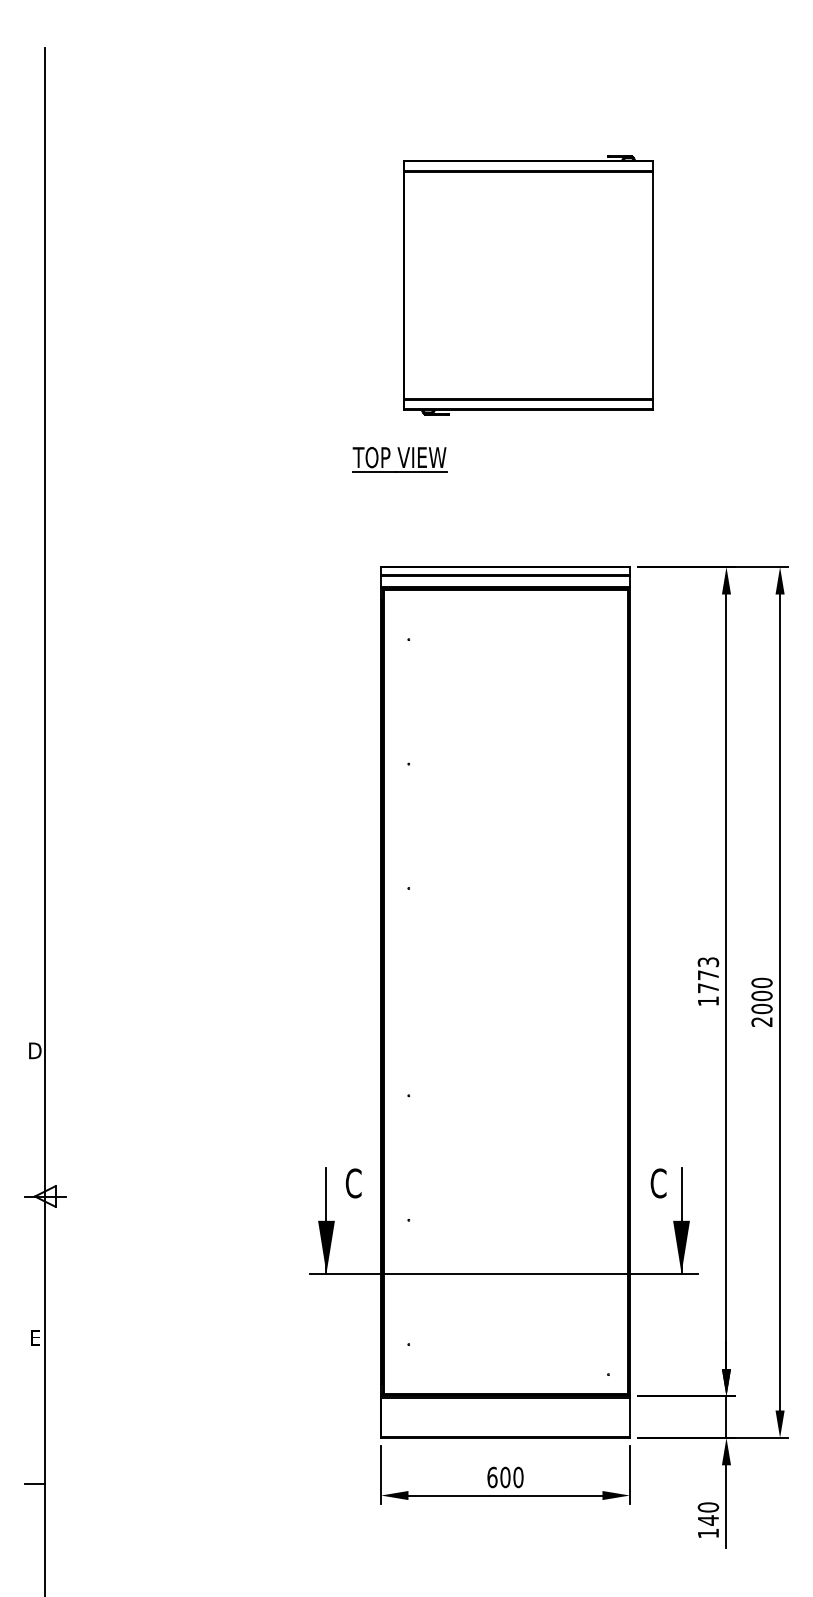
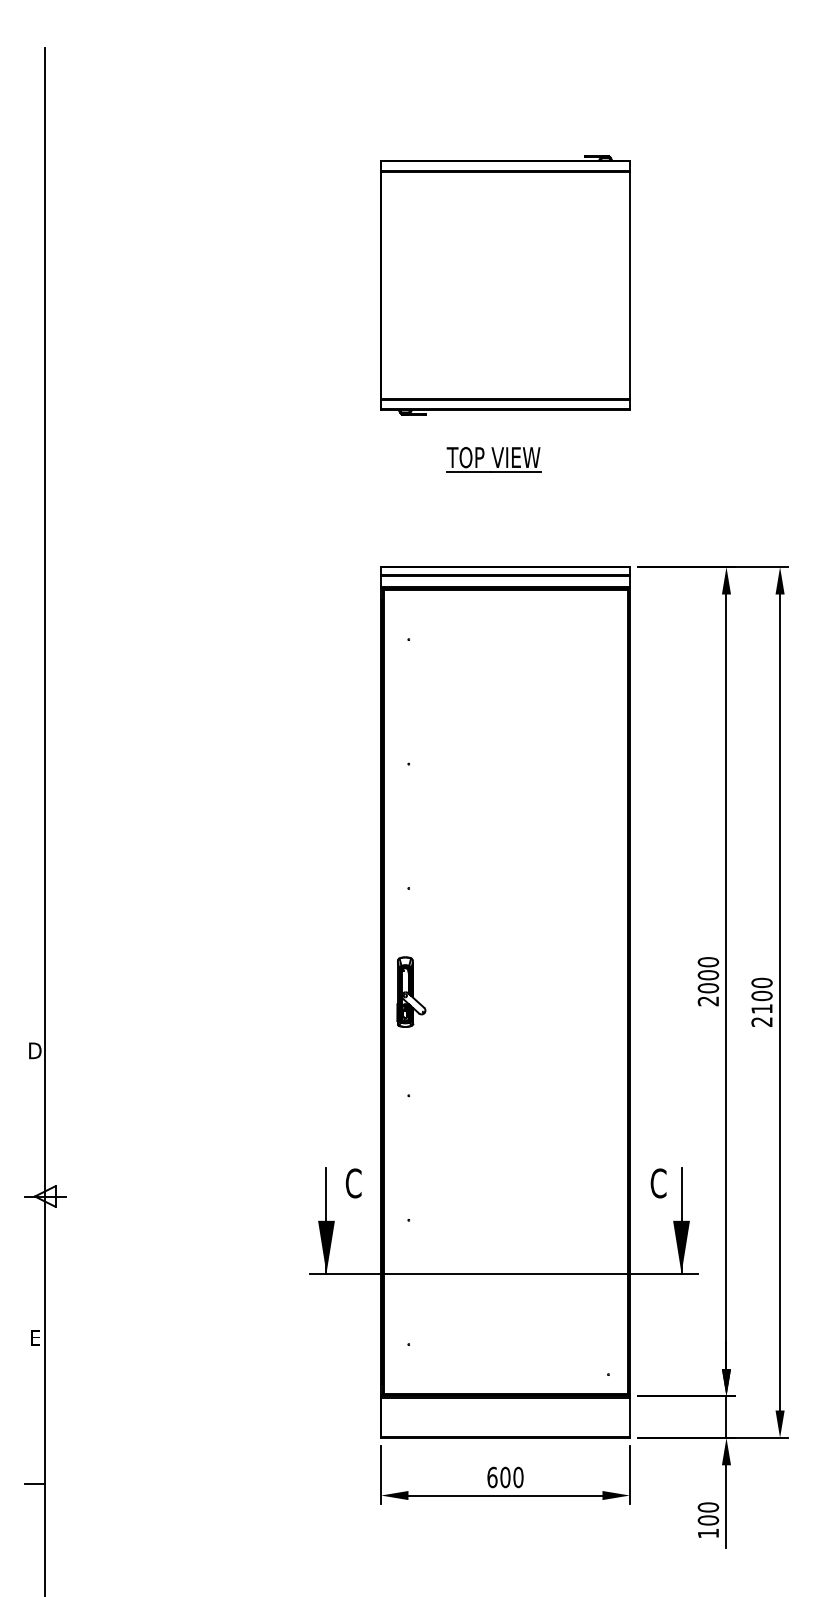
part position: (528, 285) -> (505, 285) (505, 285)
part position: (399, 459) -> (493, 459) (493, 459)
text: 1773 -> 2000 (708, 981)
part: none -> present (411, 991)
text: 2000 -> 2100 (761, 1008)
text: 140 -> 100 (708, 1520)
